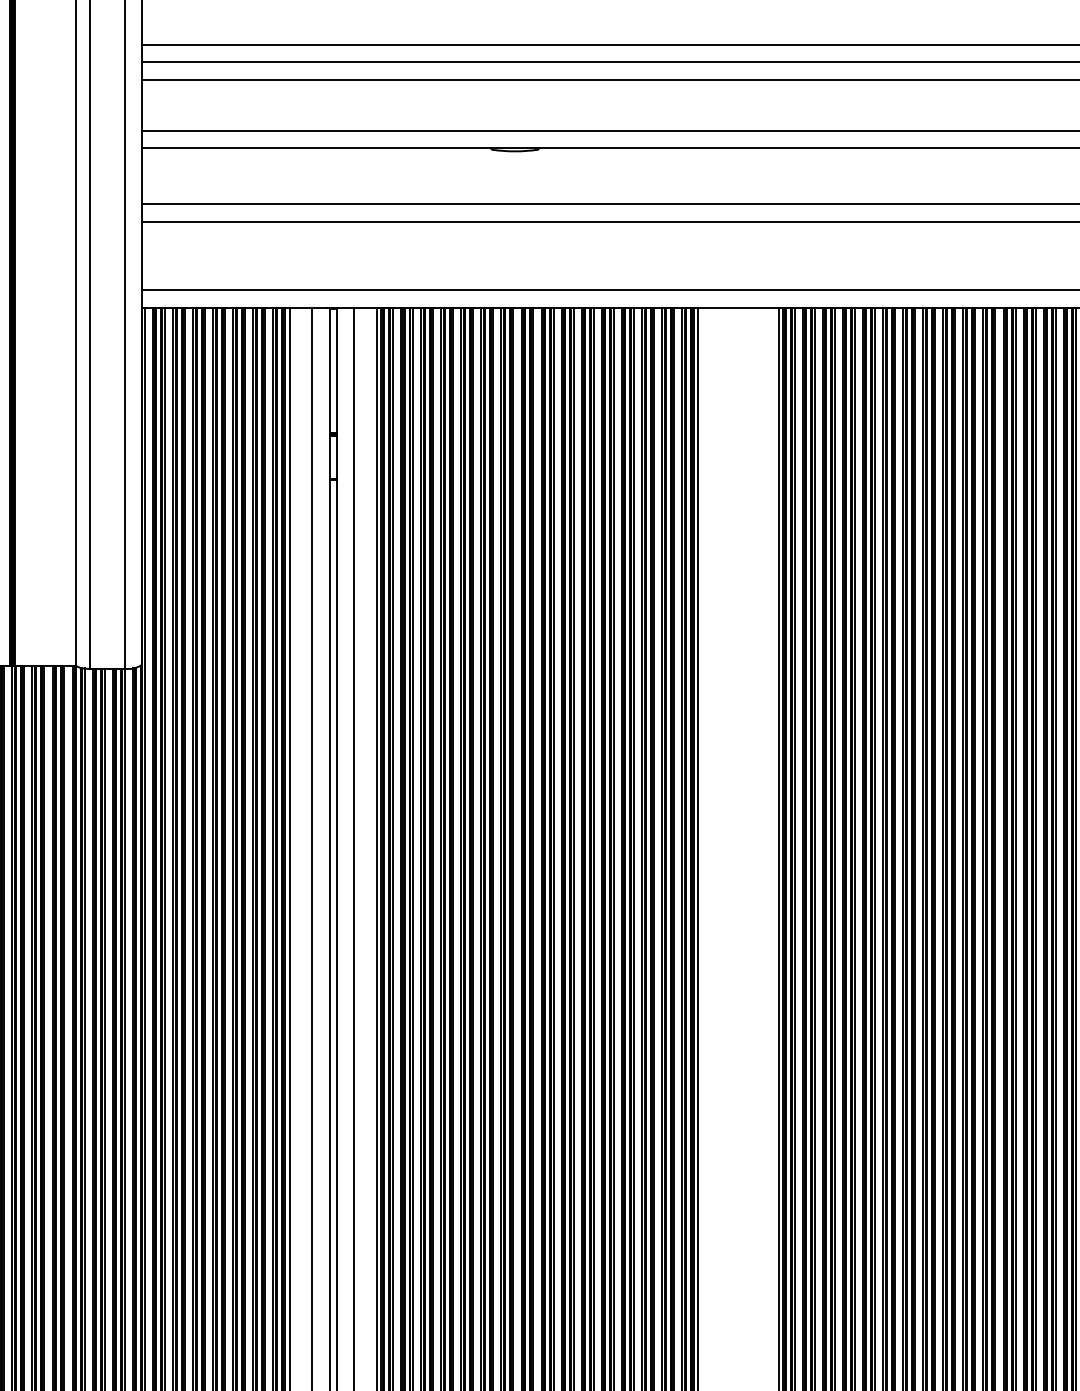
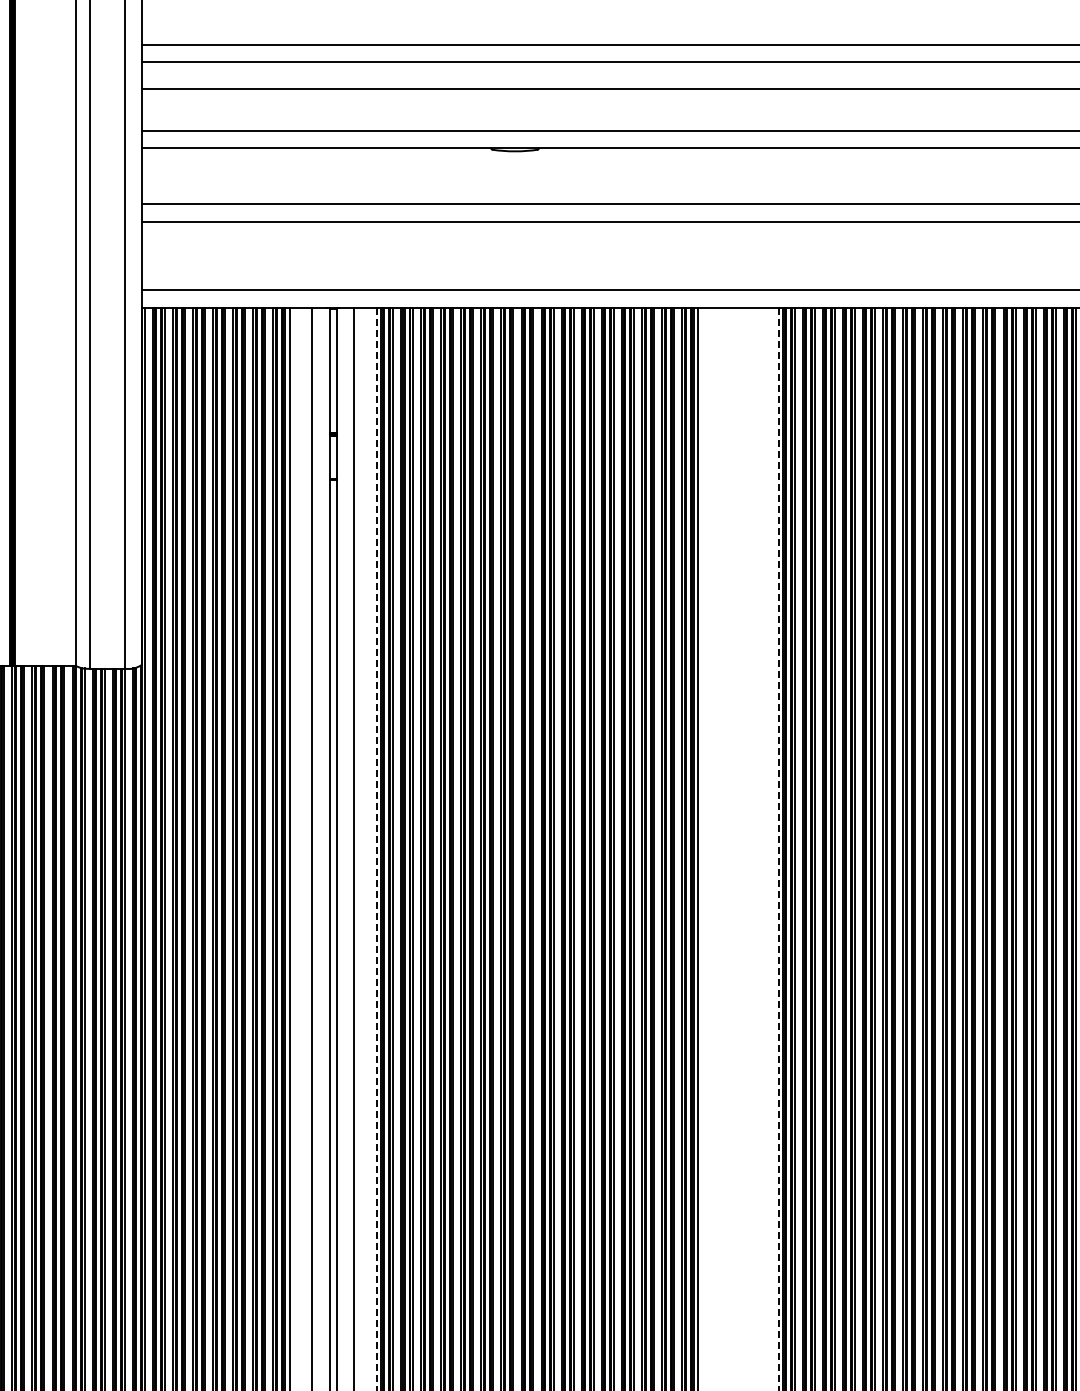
line position: (608, 79) -> (608, 88) (608, 88)
line: solid -> dashed (376, 849)
line: solid -> dashed (778, 849)
